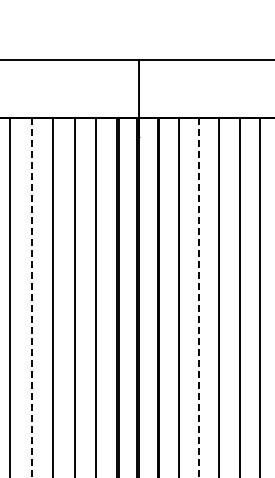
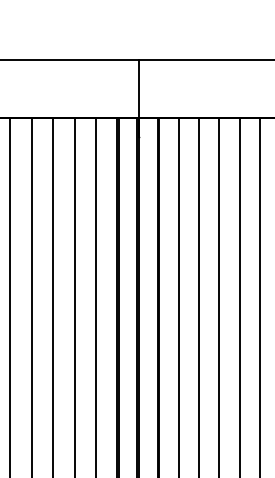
line: dashed -> solid (31, 297)
line: dashed -> solid (198, 297)
